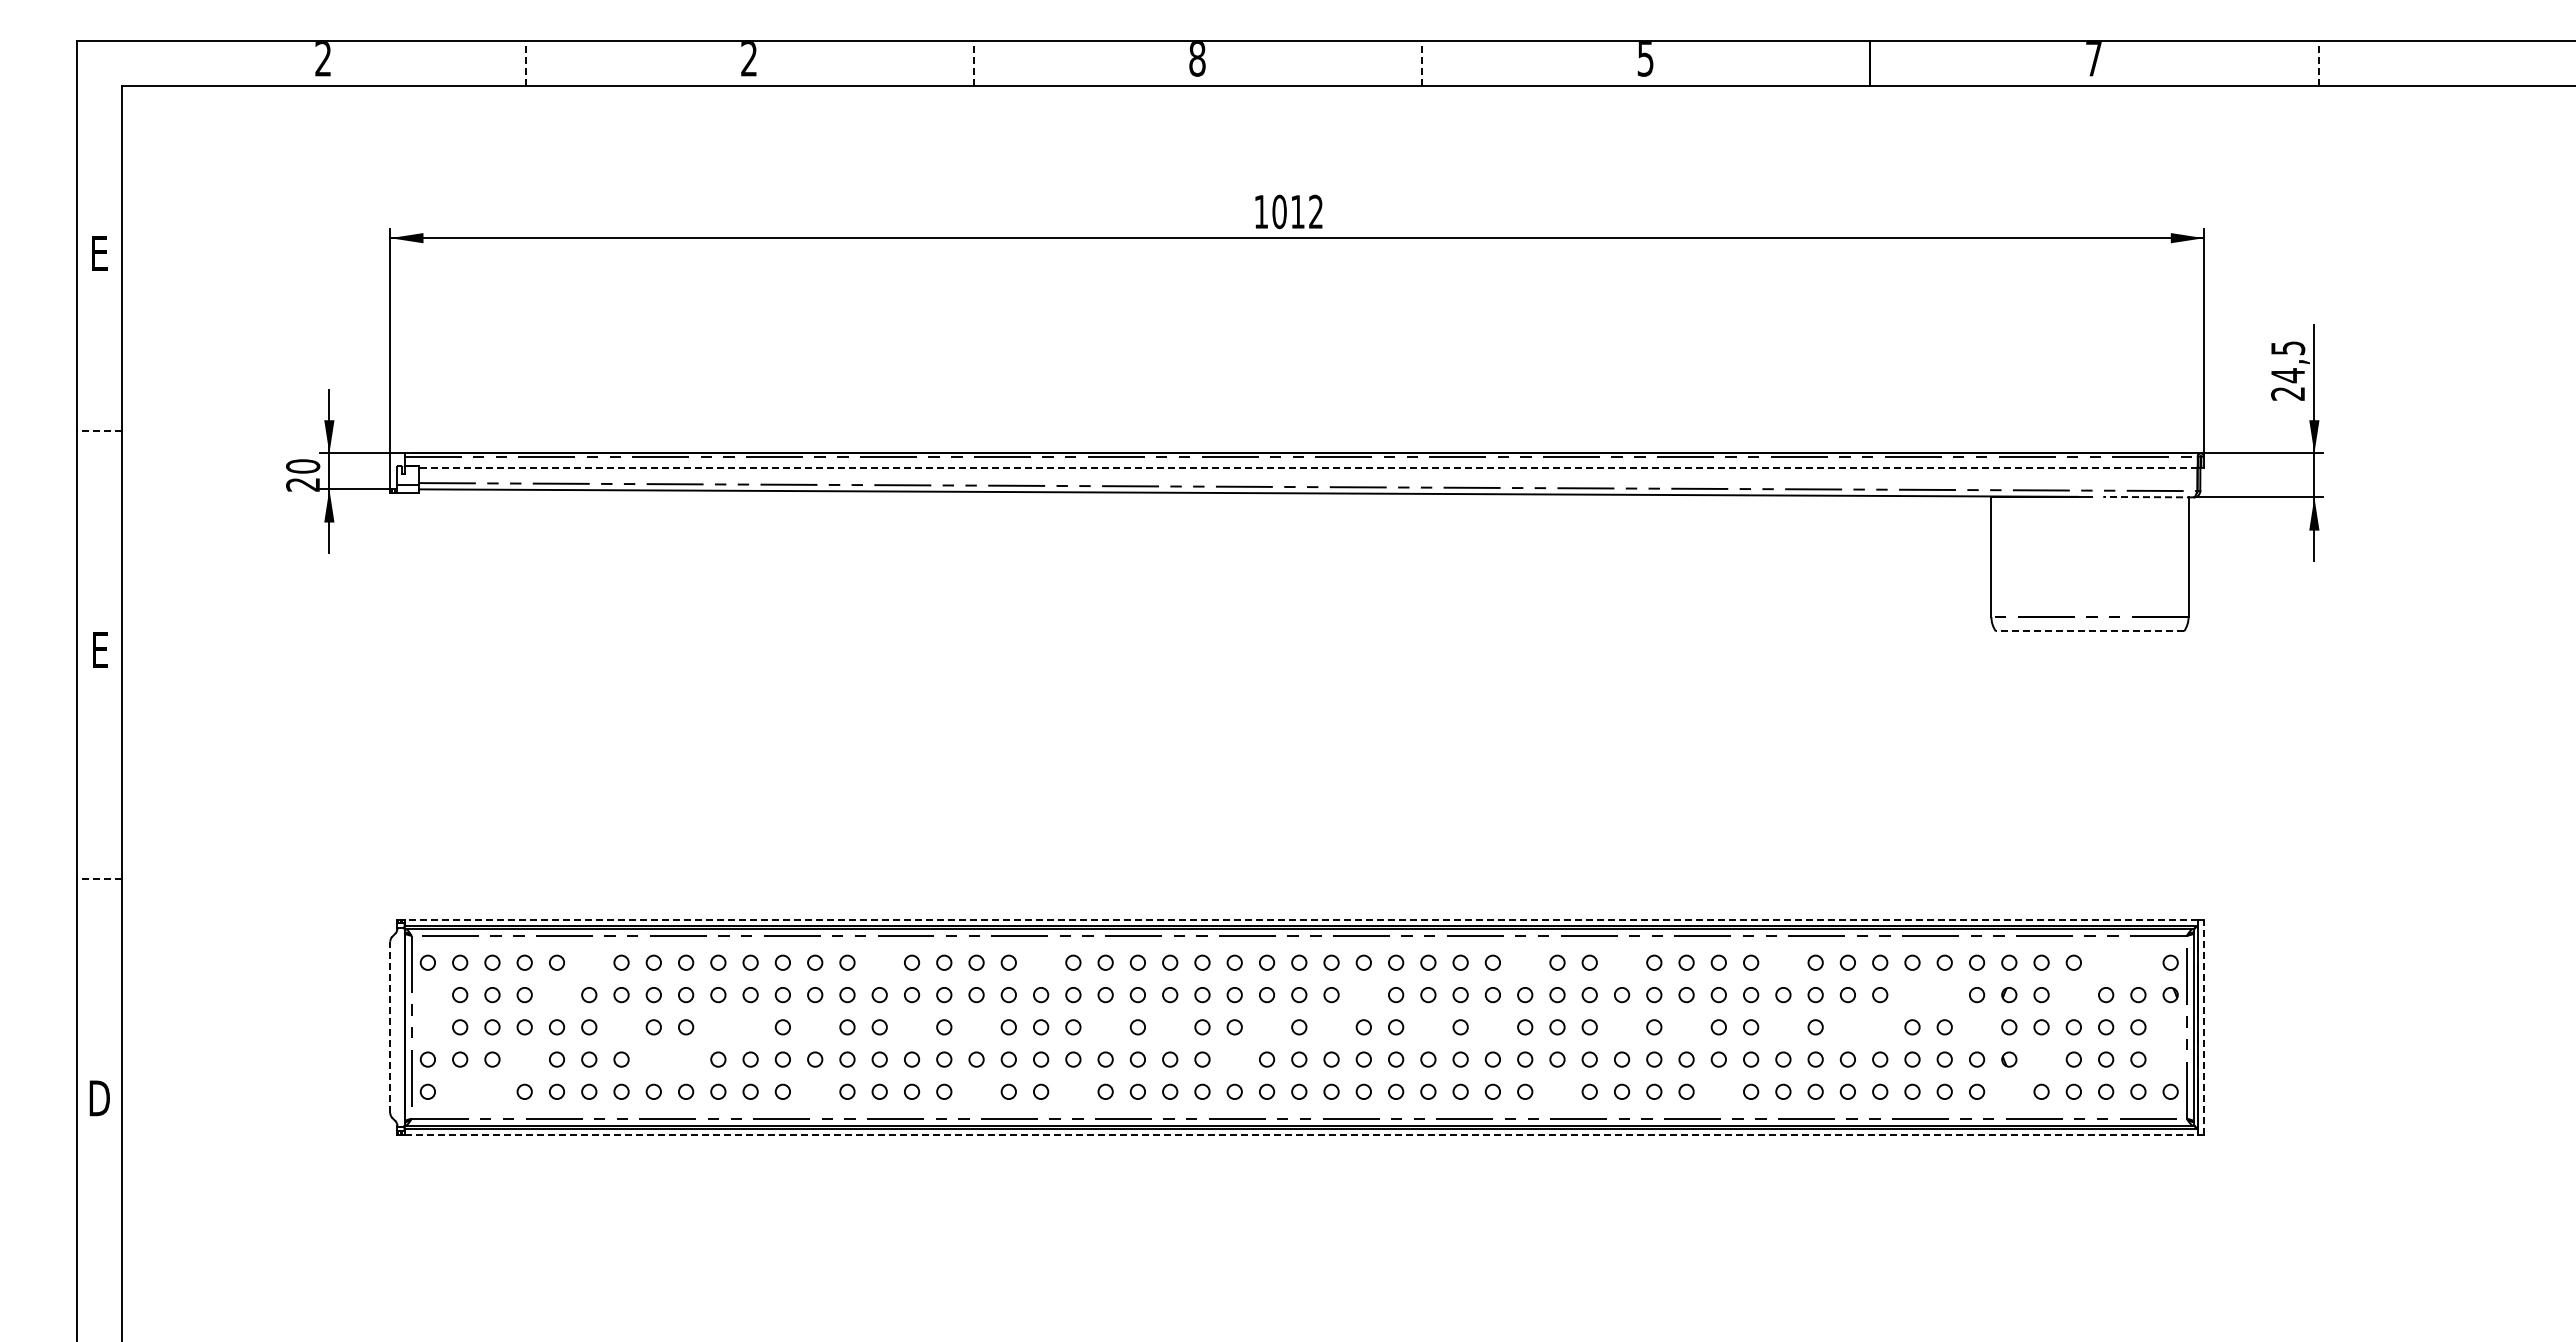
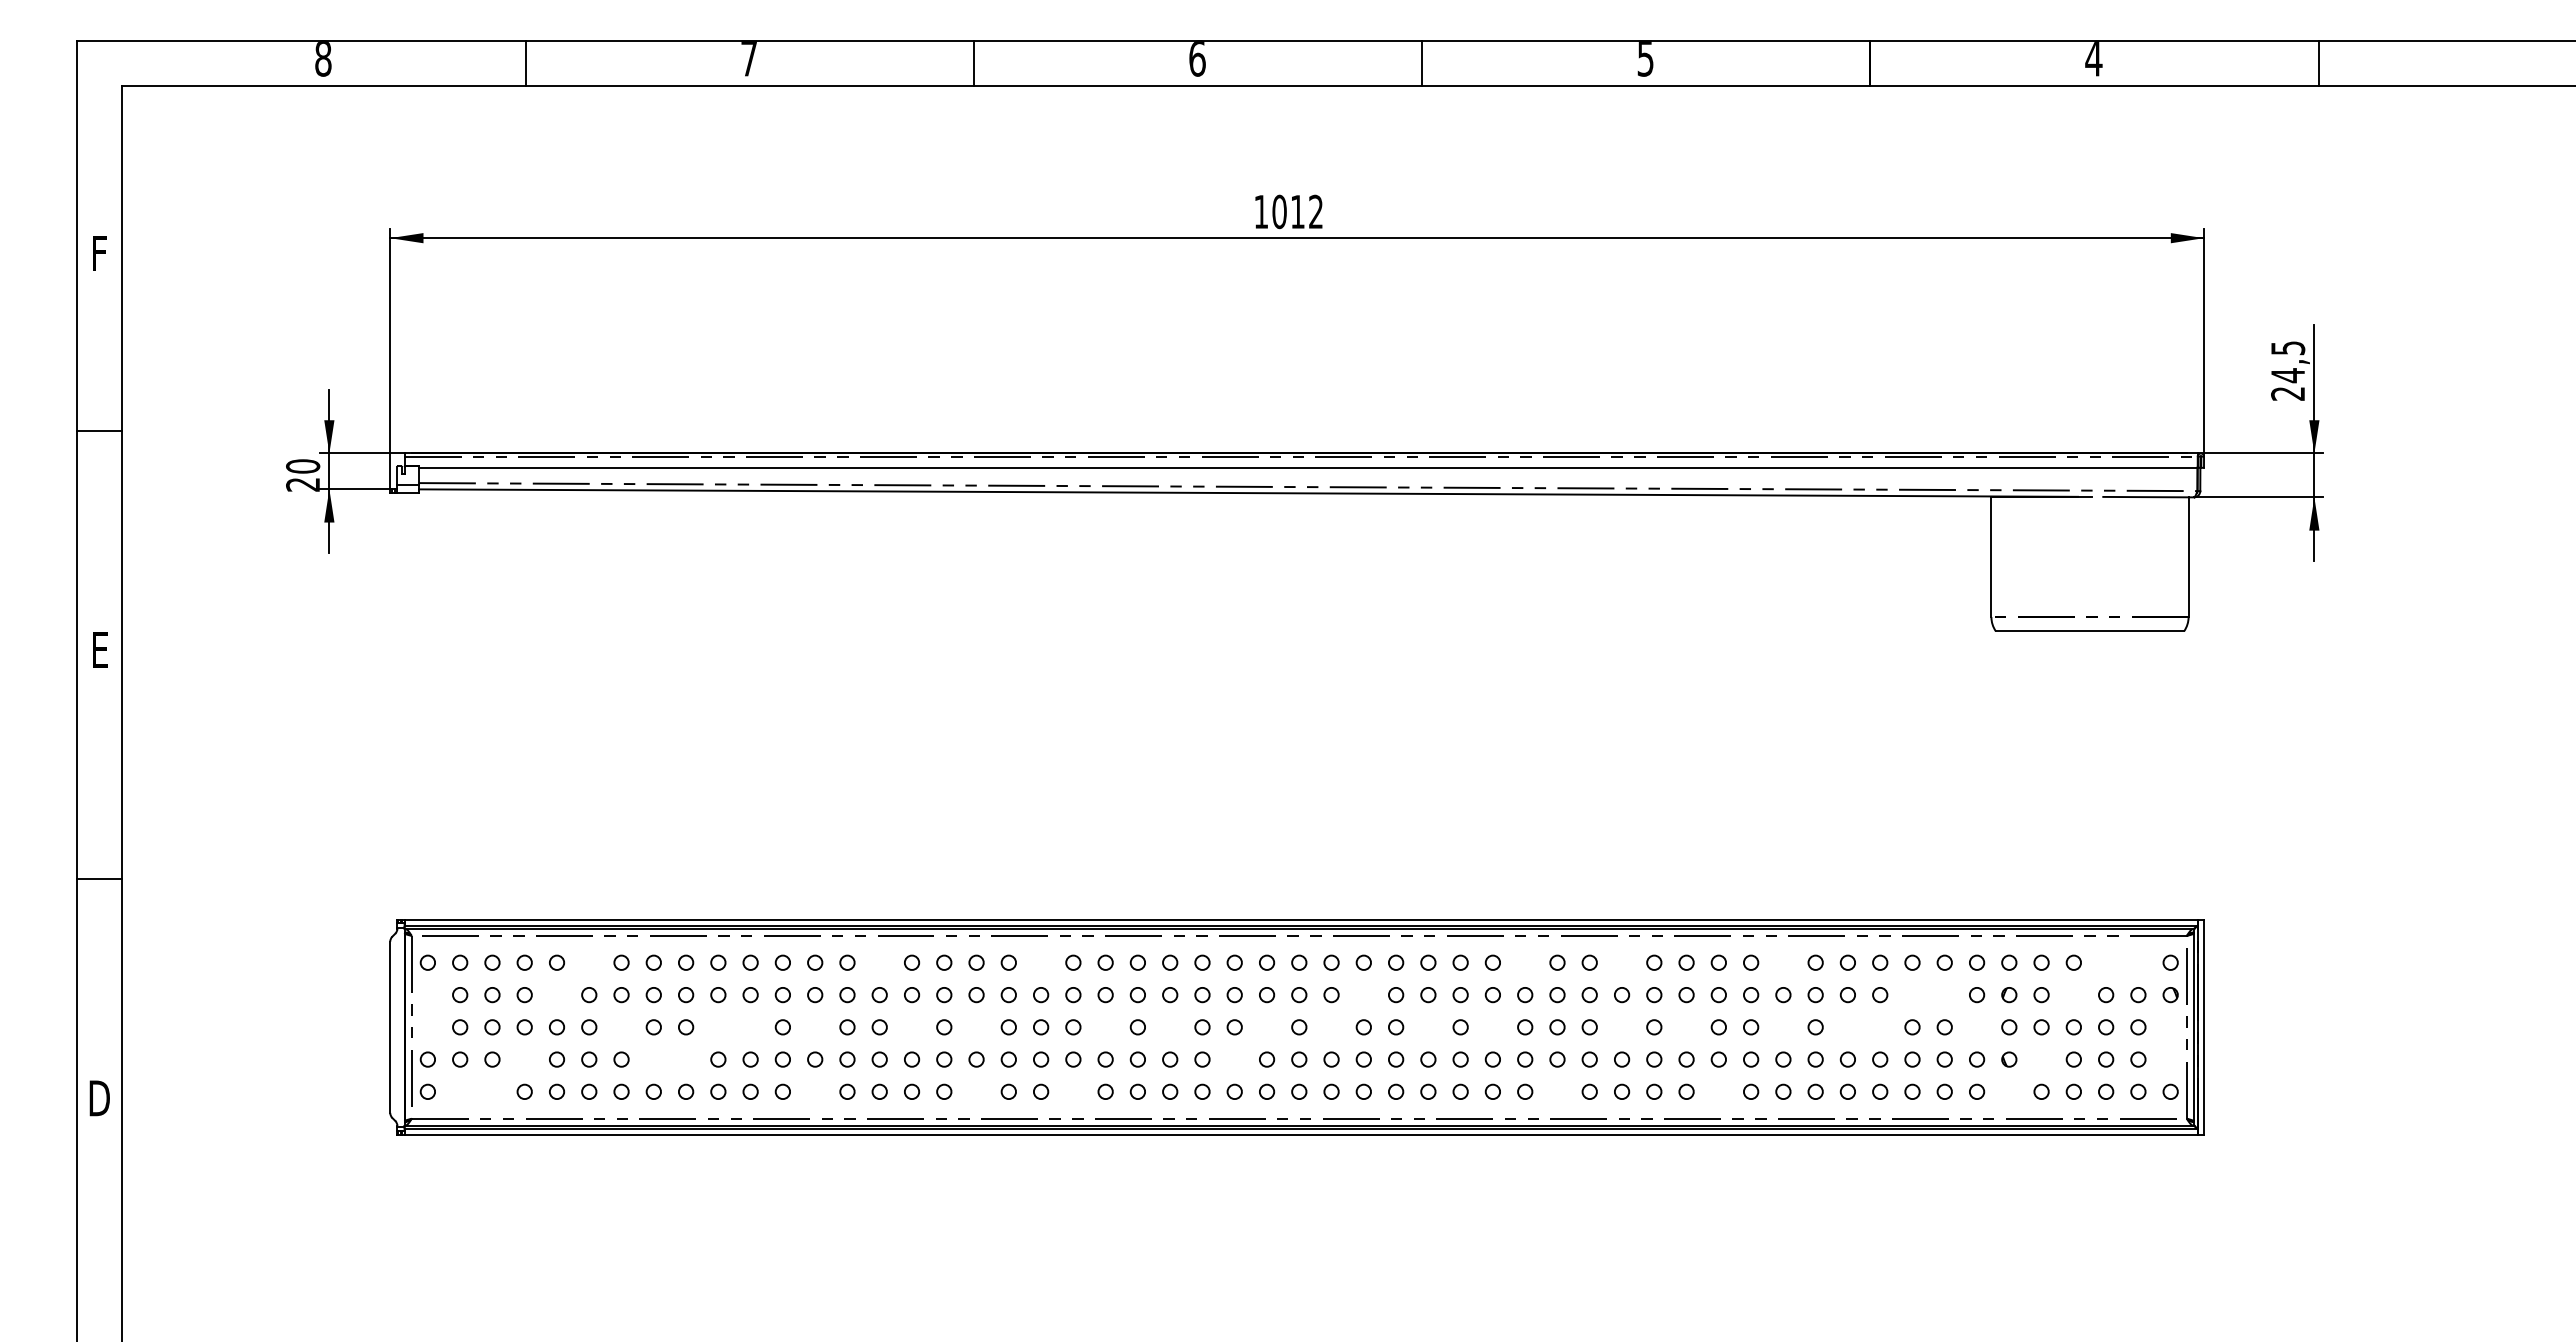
text: 2 -> 8 (323, 59)
text: 2 -> 7 (748, 59)
text: 8 -> 6 (1197, 59)
text: 7 -> 4 (2093, 59)
line: dashed -> solid (525, 63)
line: dashed -> solid (973, 63)
line: dashed -> solid (1422, 63)
line: dashed -> solid (2318, 63)
text: E -> F (99, 253)
line: dashed -> solid (99, 431)
line: dashed -> solid (1307, 467)
line: dashed -> solid (2148, 497)
line: dashed -> solid (2089, 631)
line: dashed -> solid (99, 879)
line: dashed -> solid (1300, 919)
line: dashed -> solid (390, 1027)
line: dashed -> solid (2204, 1027)
line: dashed -> solid (1301, 1134)
